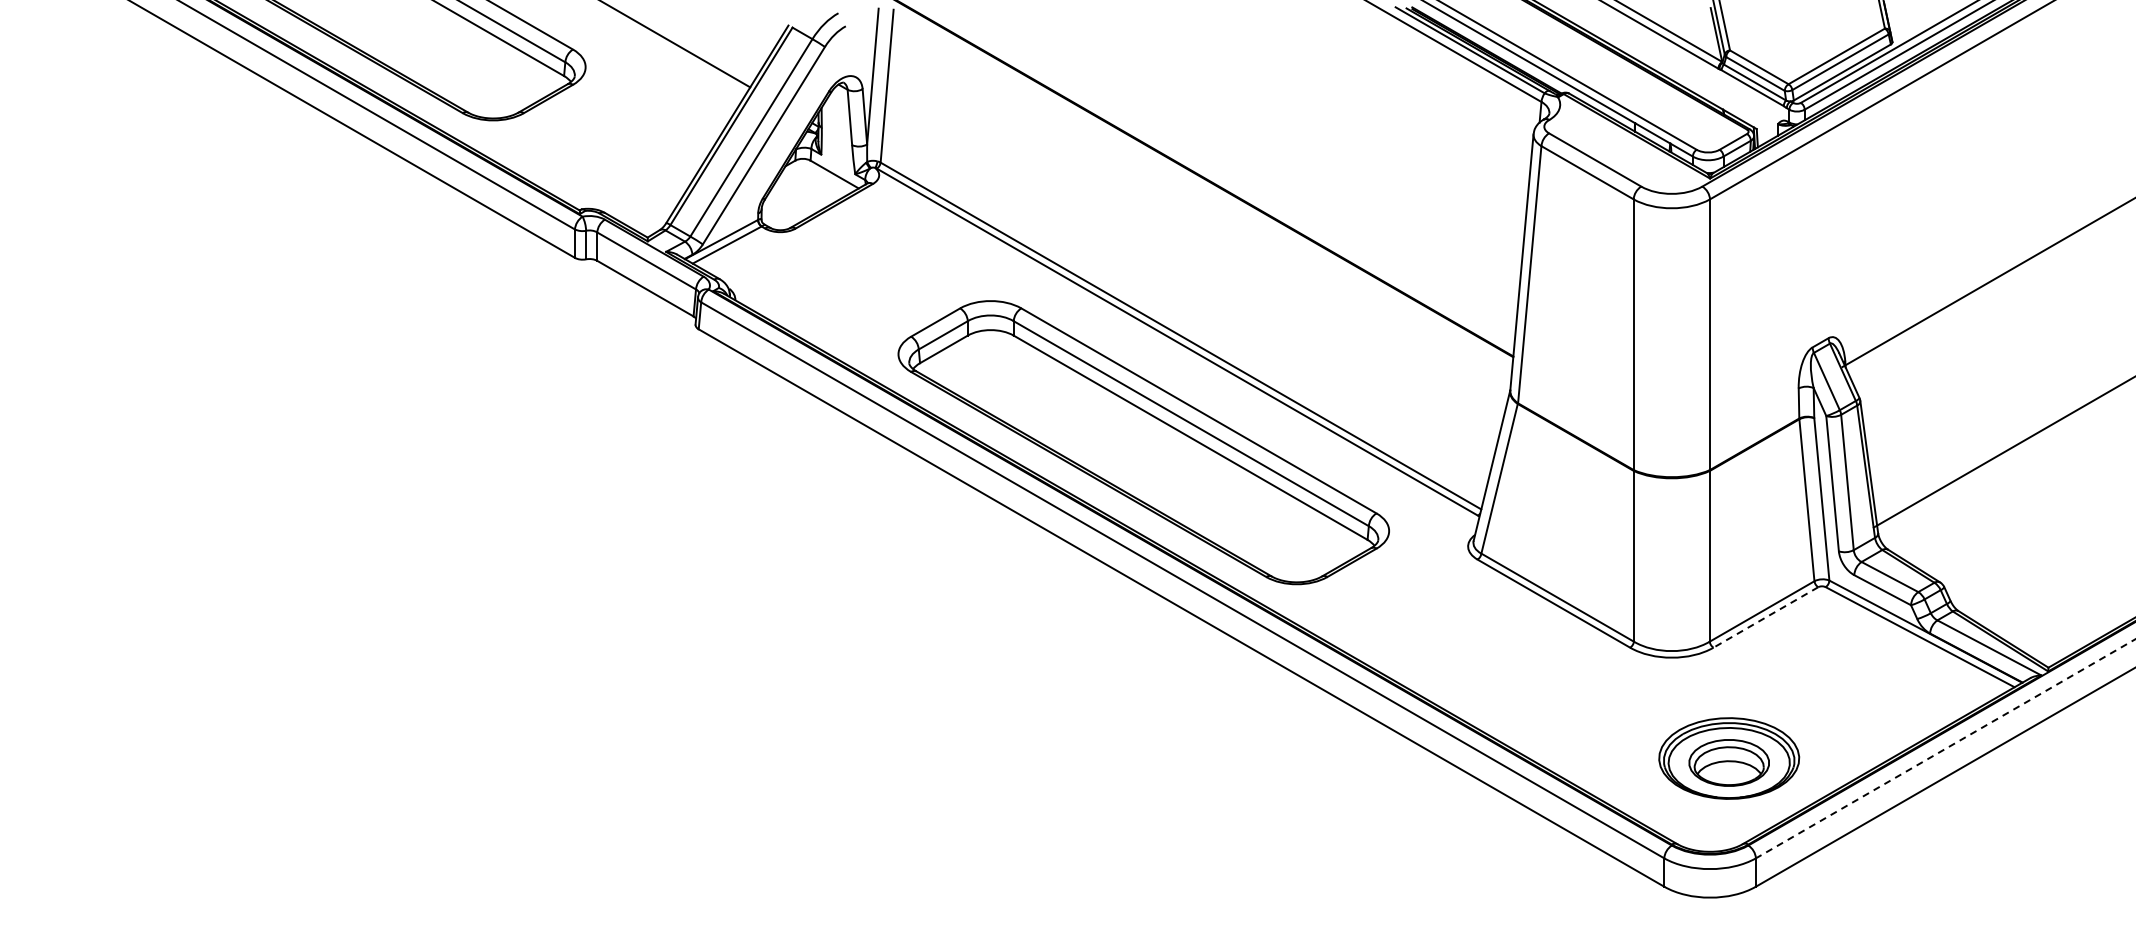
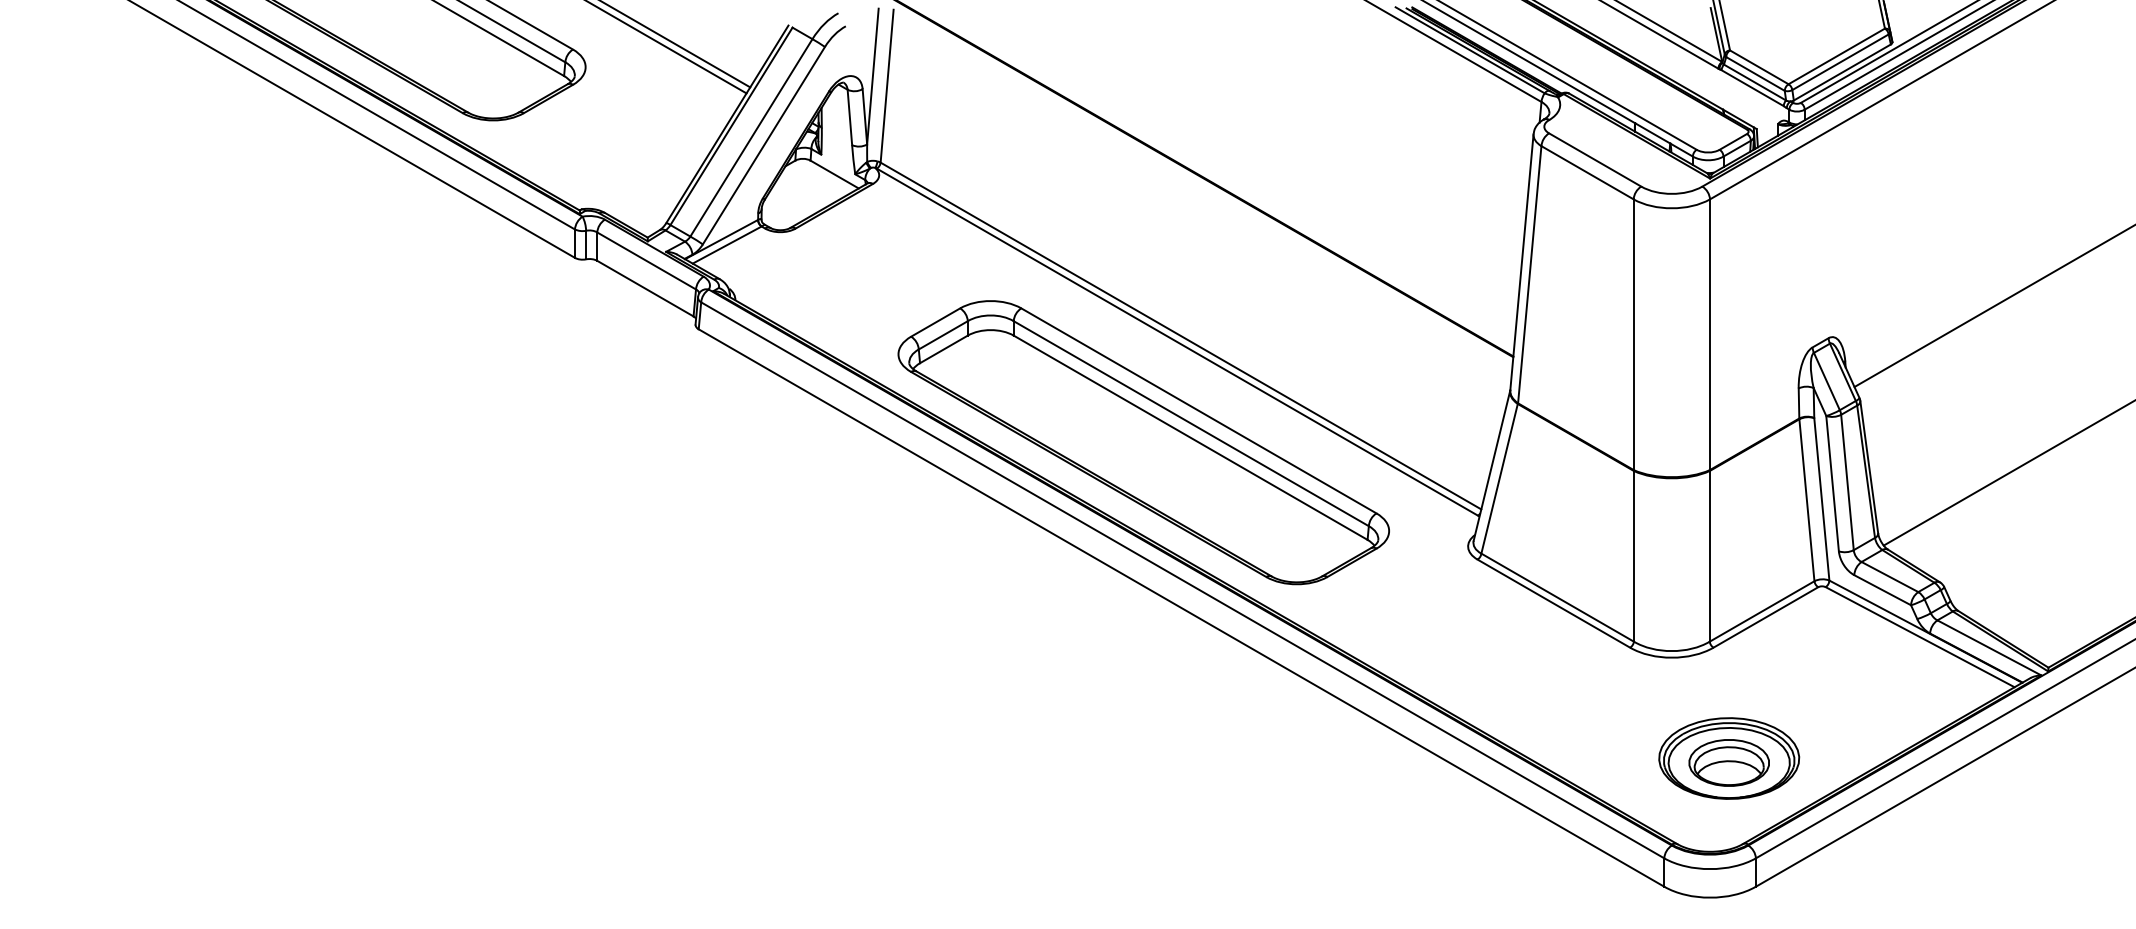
line: none -> present (667, 47)
line position: (1987, 283) -> (1993, 306) (1993, 306)
line position: (2002, 452) -> (2007, 473) (2007, 473)
line: dashed -> solid (1765, 617)
line: dashed -> solid (1945, 748)
